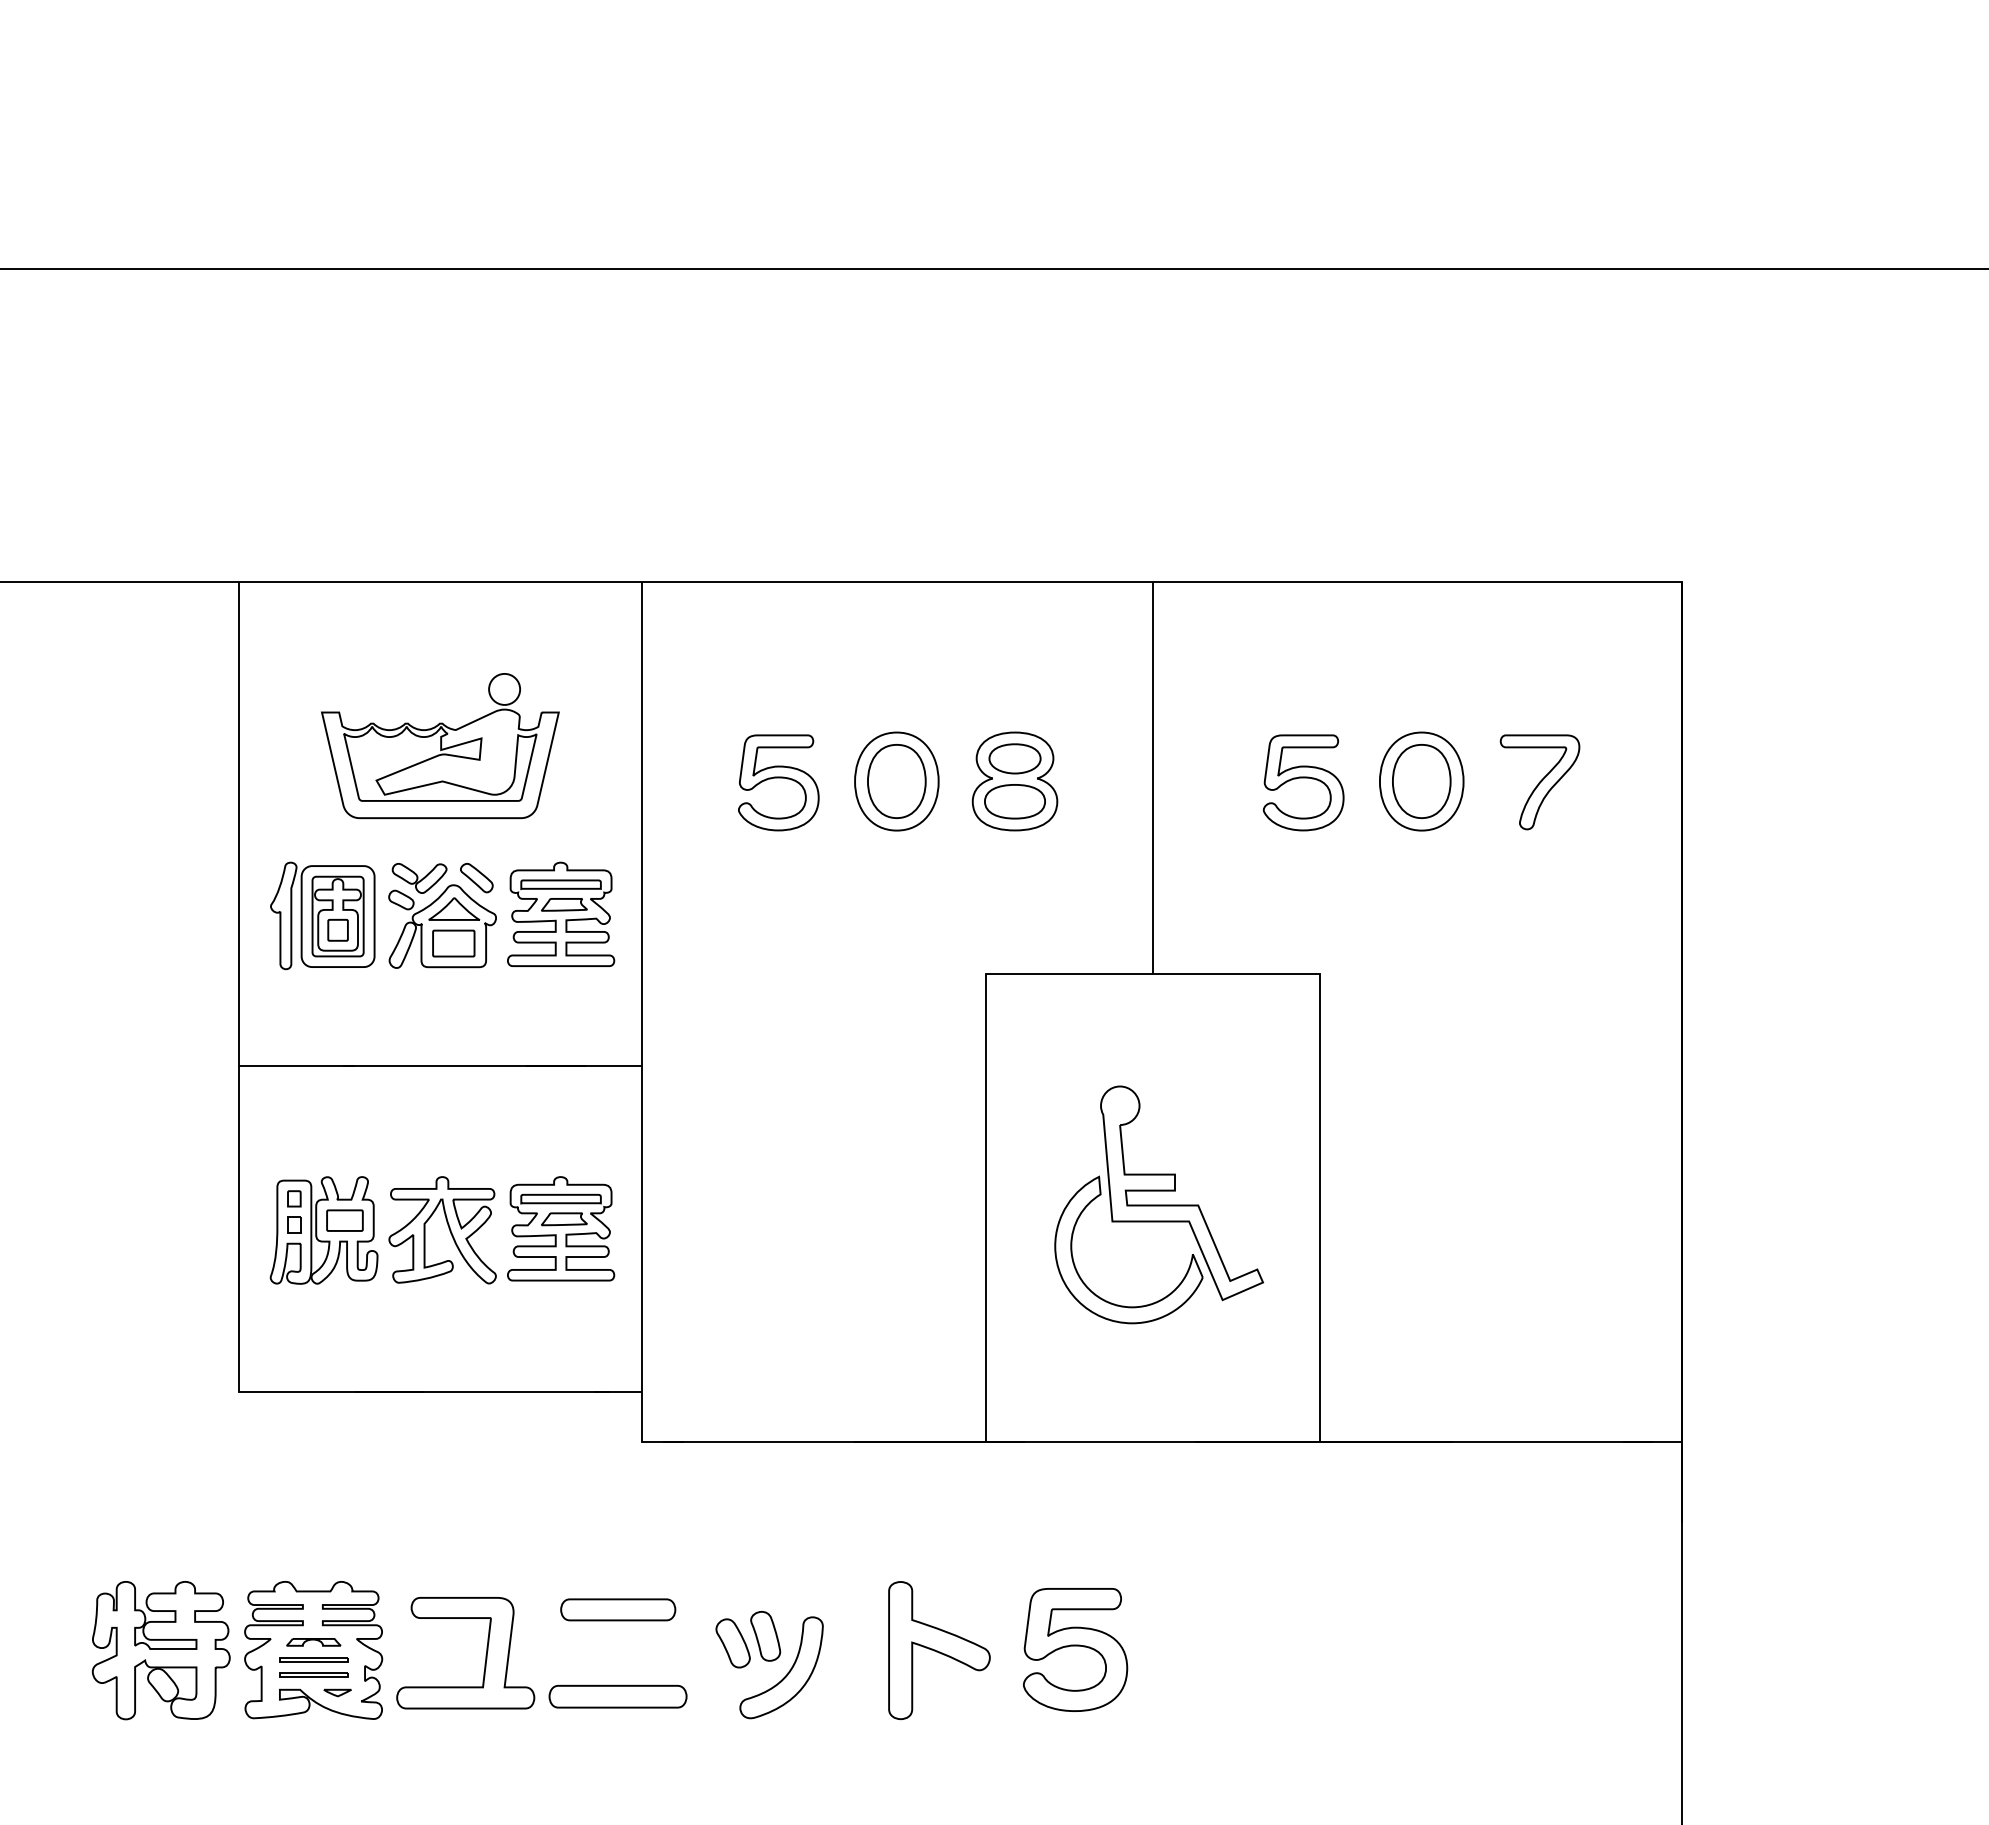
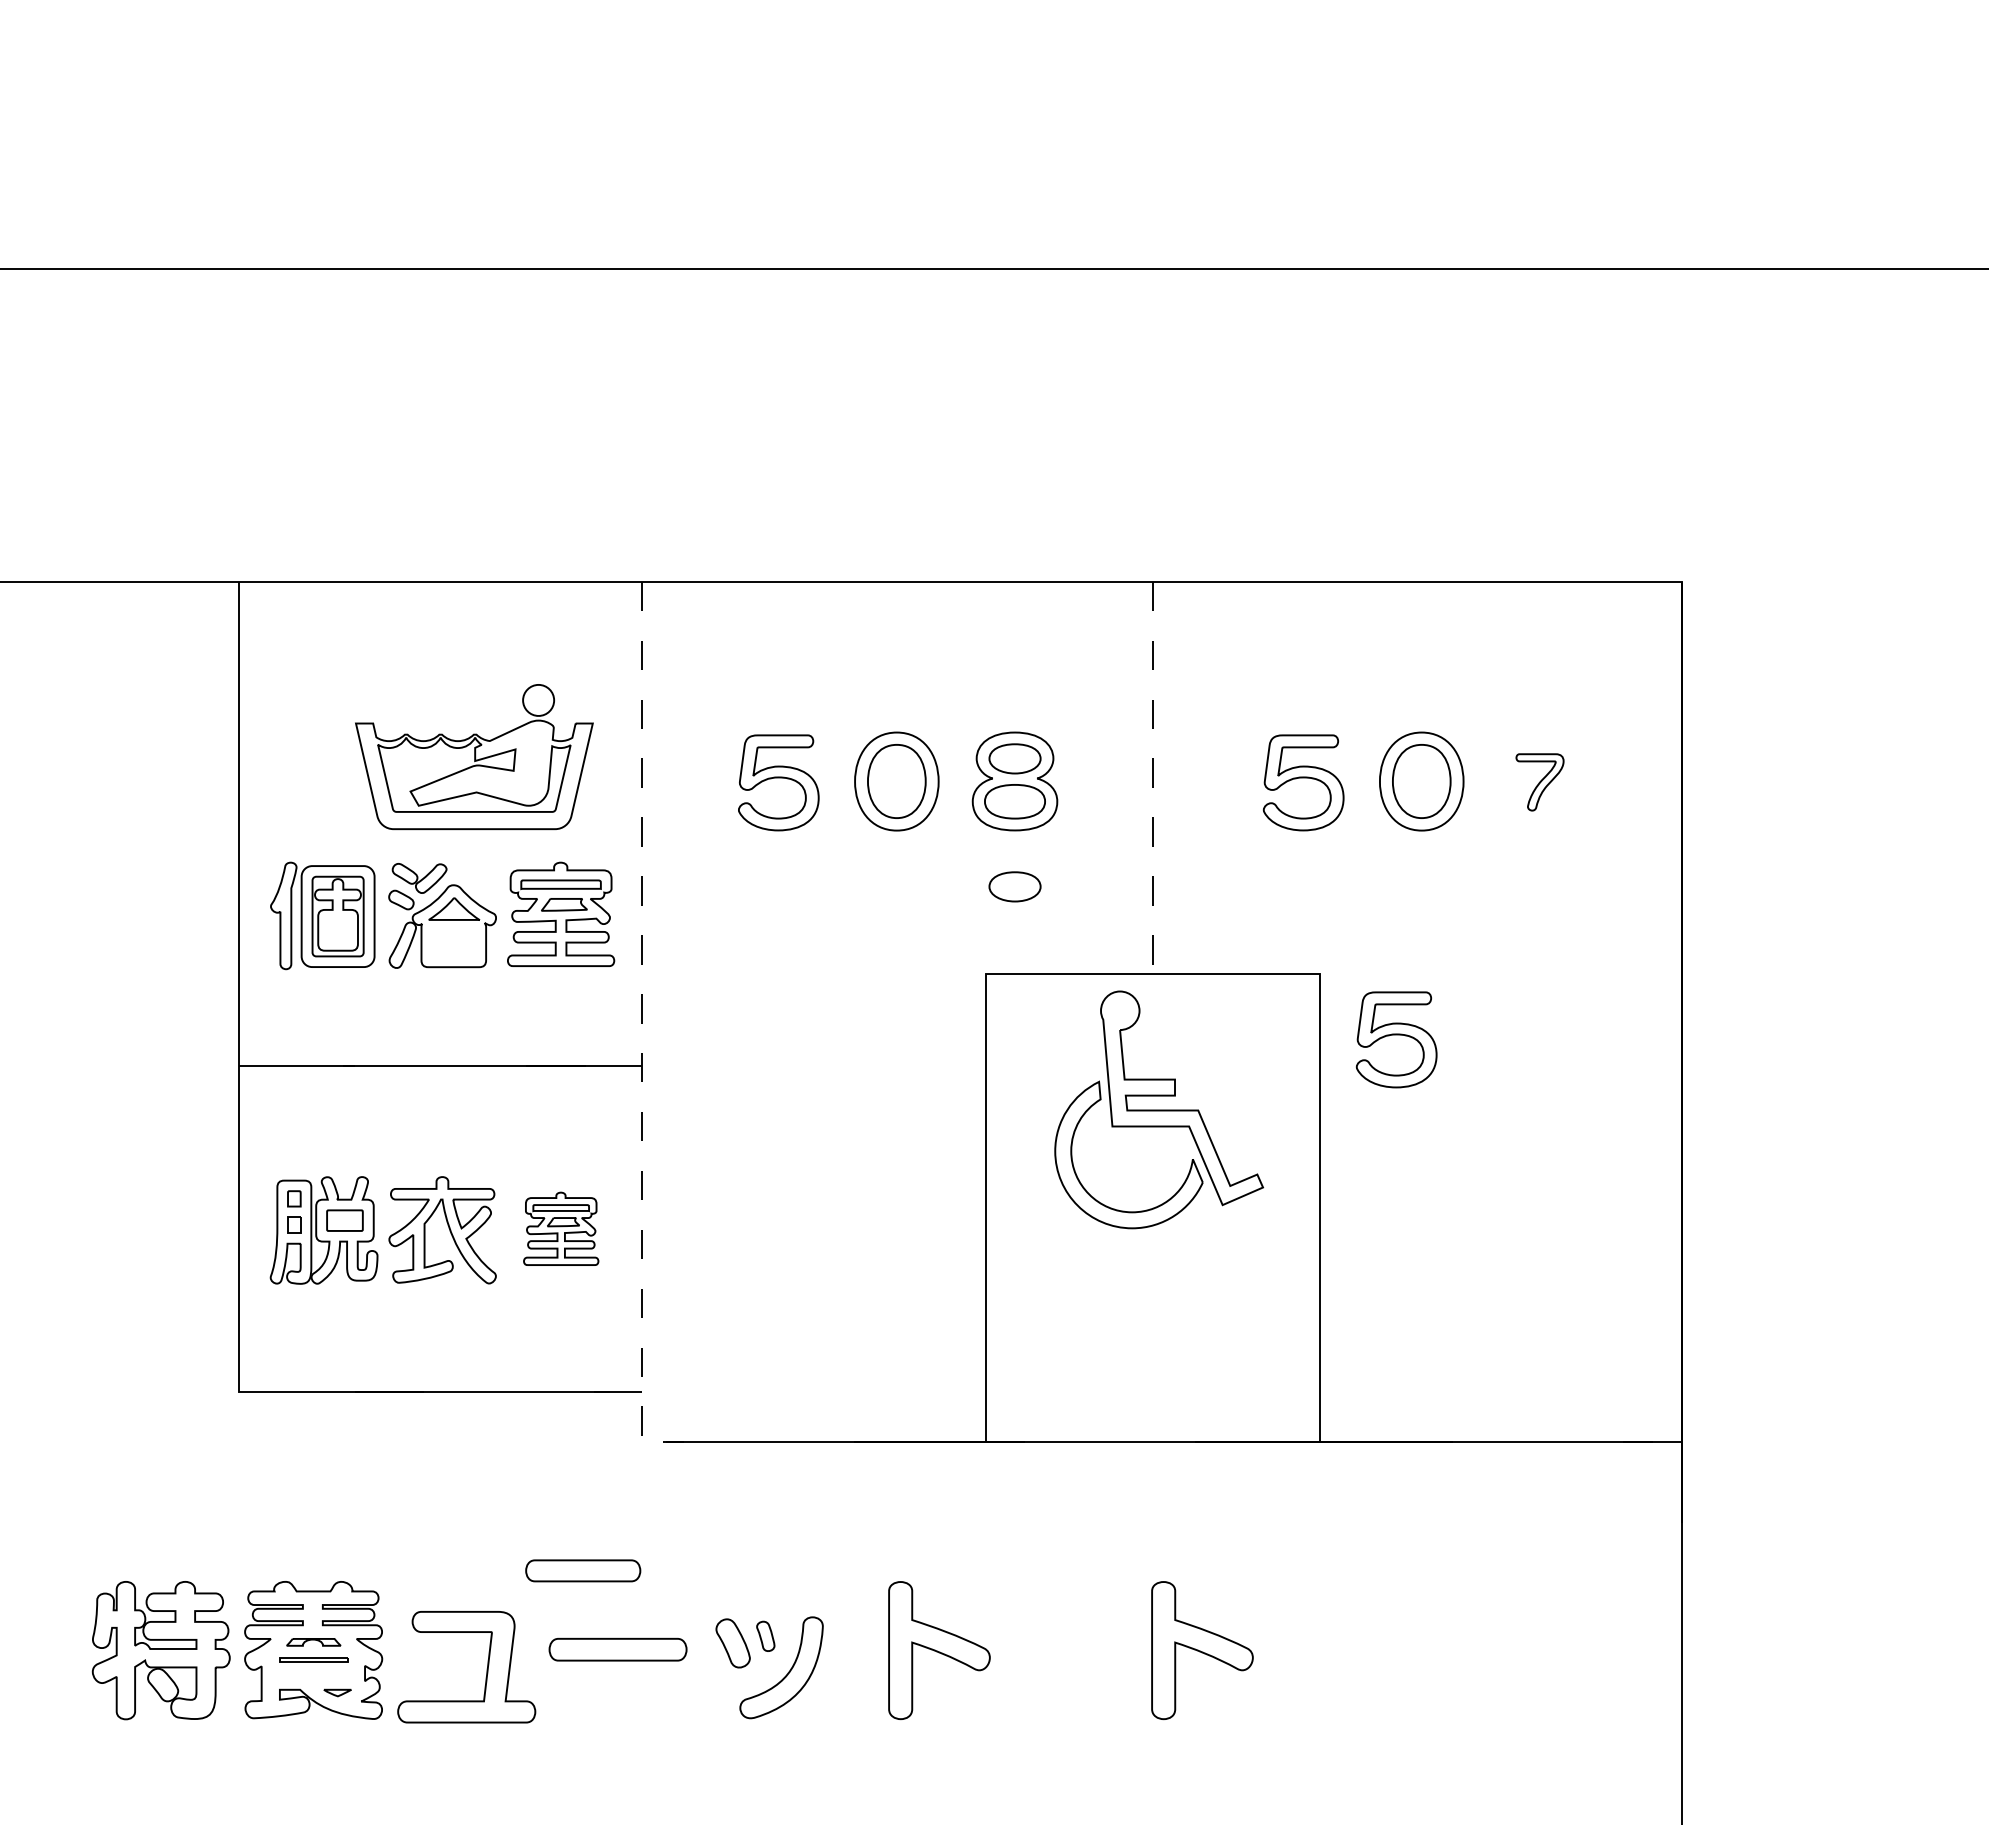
part position: (440, 746) -> (474, 757) (474, 757)
line: solid -> dashed (1153, 778)
part size: 82x97 px -> 50x59 px (1539, 782)
part: present -> none (476, 878)
part: none -> present (1014, 886)
part: present -> none (337, 929)
part: present -> none (453, 943)
line: solid -> dashed (641, 1033)
part: none -> present (1396, 1039)
part position: (1159, 1204) -> (1159, 1109) (1159, 1109)
part size: 109x106 px -> 77x75 px (561, 1228)
part position: (618, 1609) -> (583, 1570) (583, 1570)
part size: 32x51 px -> 20x32 px (765, 1635)
part: present -> none (1075, 1649)
part: none -> present (1202, 1650)
part position: (485, 1654) -> (486, 1668) (486, 1668)
part: present -> none (313, 1674)
part position: (617, 1696) -> (617, 1649) (617, 1649)
